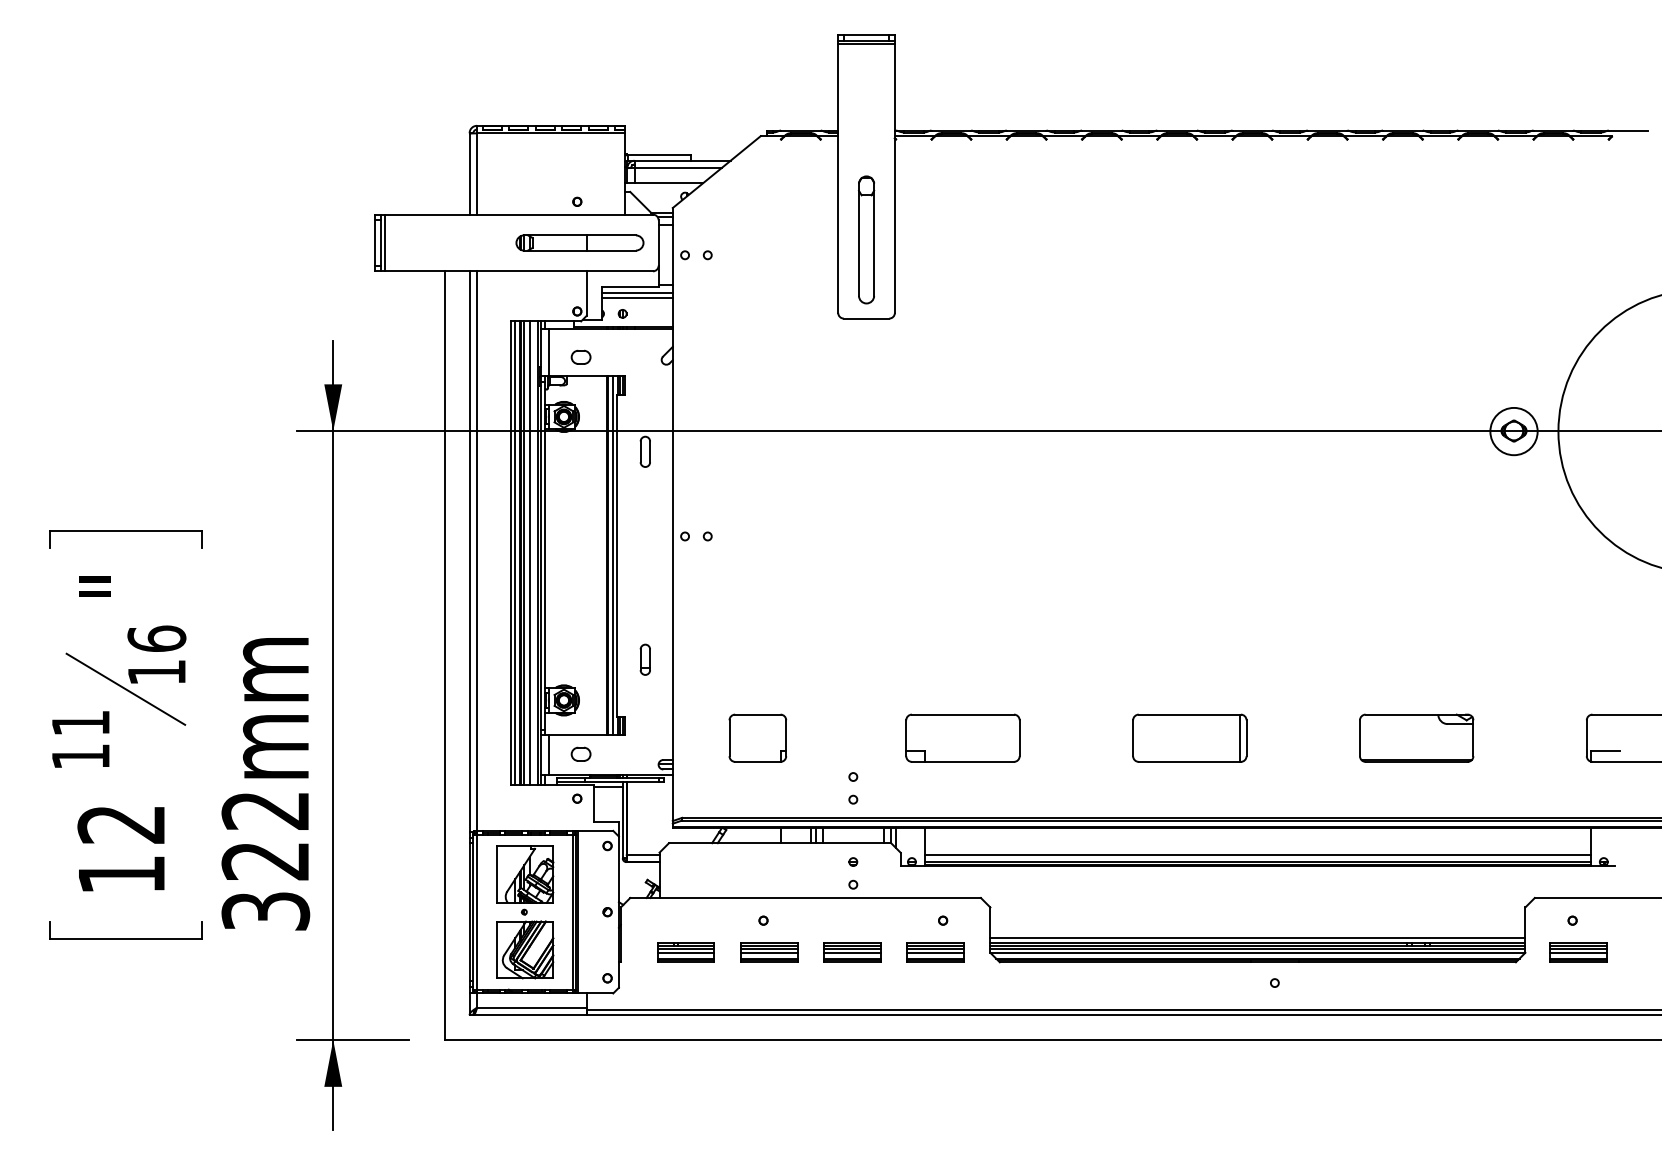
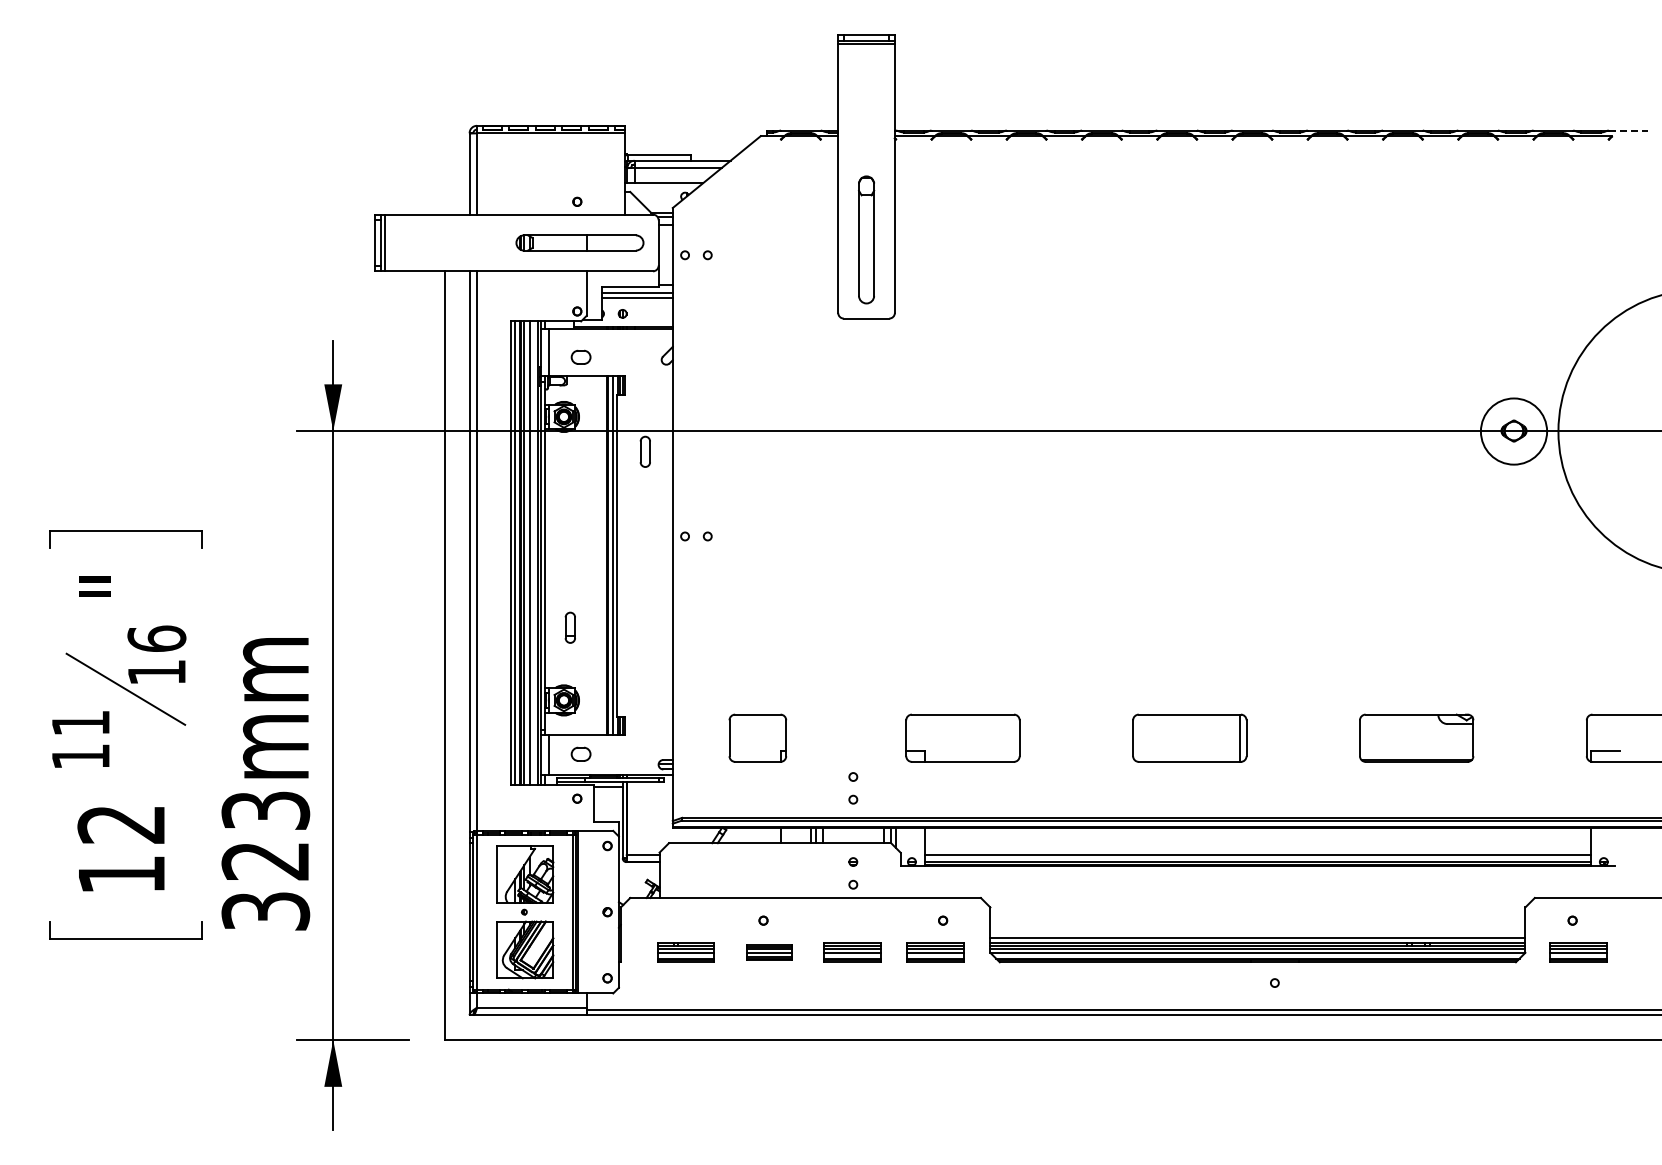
line: solid -> dashed (1628, 130)
circle diameter: 47 px -> 66 px (1513, 431)
part position: (644, 659) -> (569, 627) (569, 627)
text: 322mm -> 323mm (265, 810)
part size: 59x21 px -> 47x17 px (769, 952)
